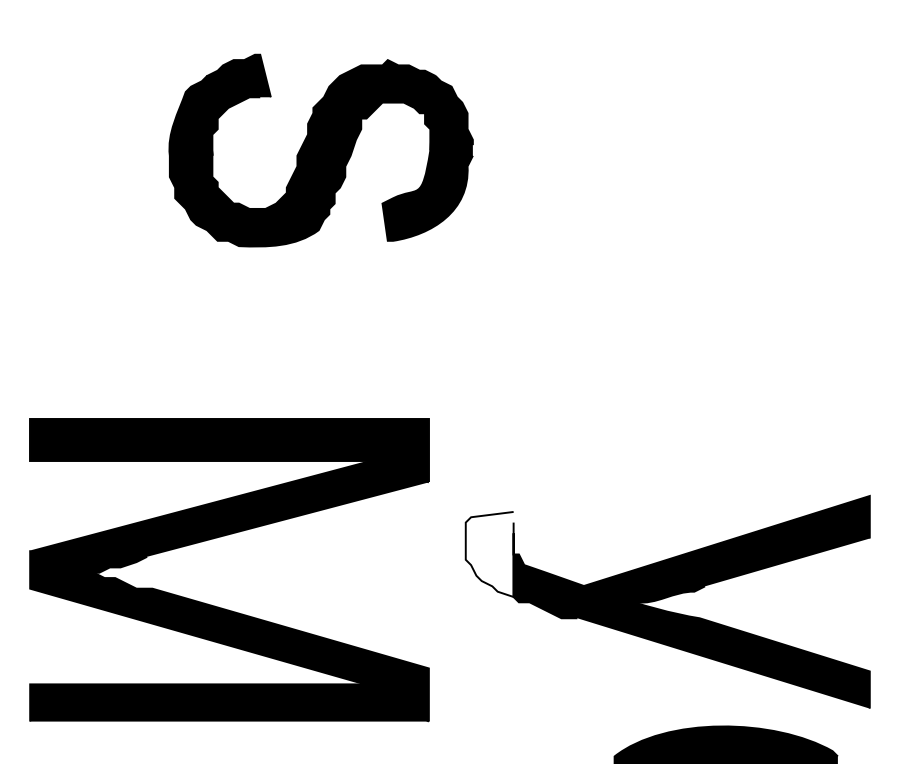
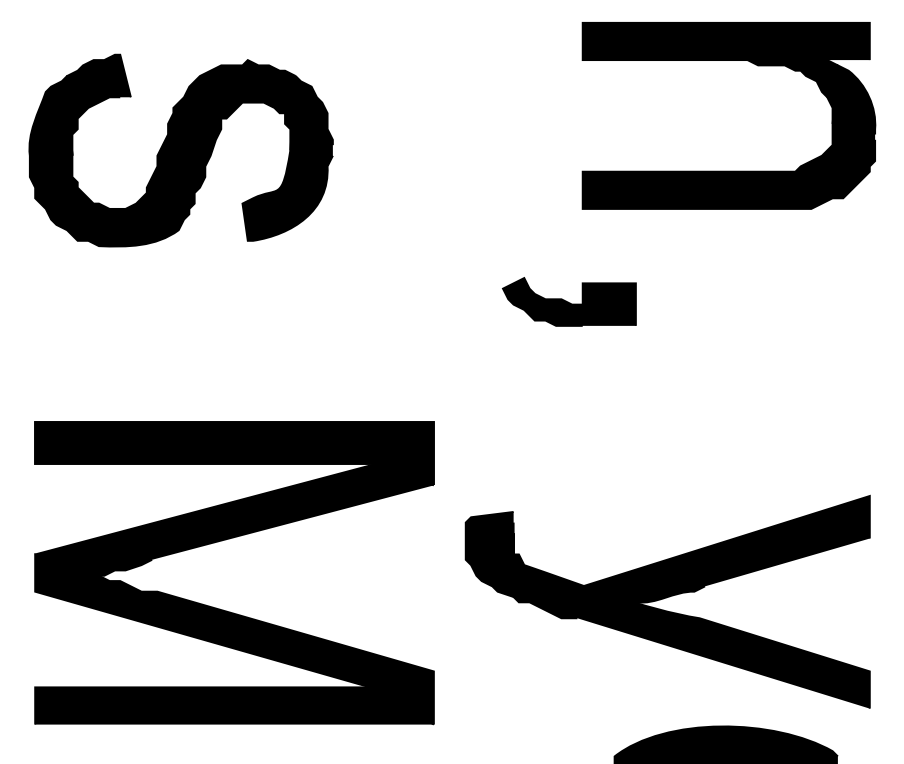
part: none -> present (728, 60)
part position: (320, 150) -> (180, 150) (180, 150)
part: none -> present (569, 301)
part position: (221, 537) -> (226, 540) (226, 540)
fill: none -> present (489, 554)
